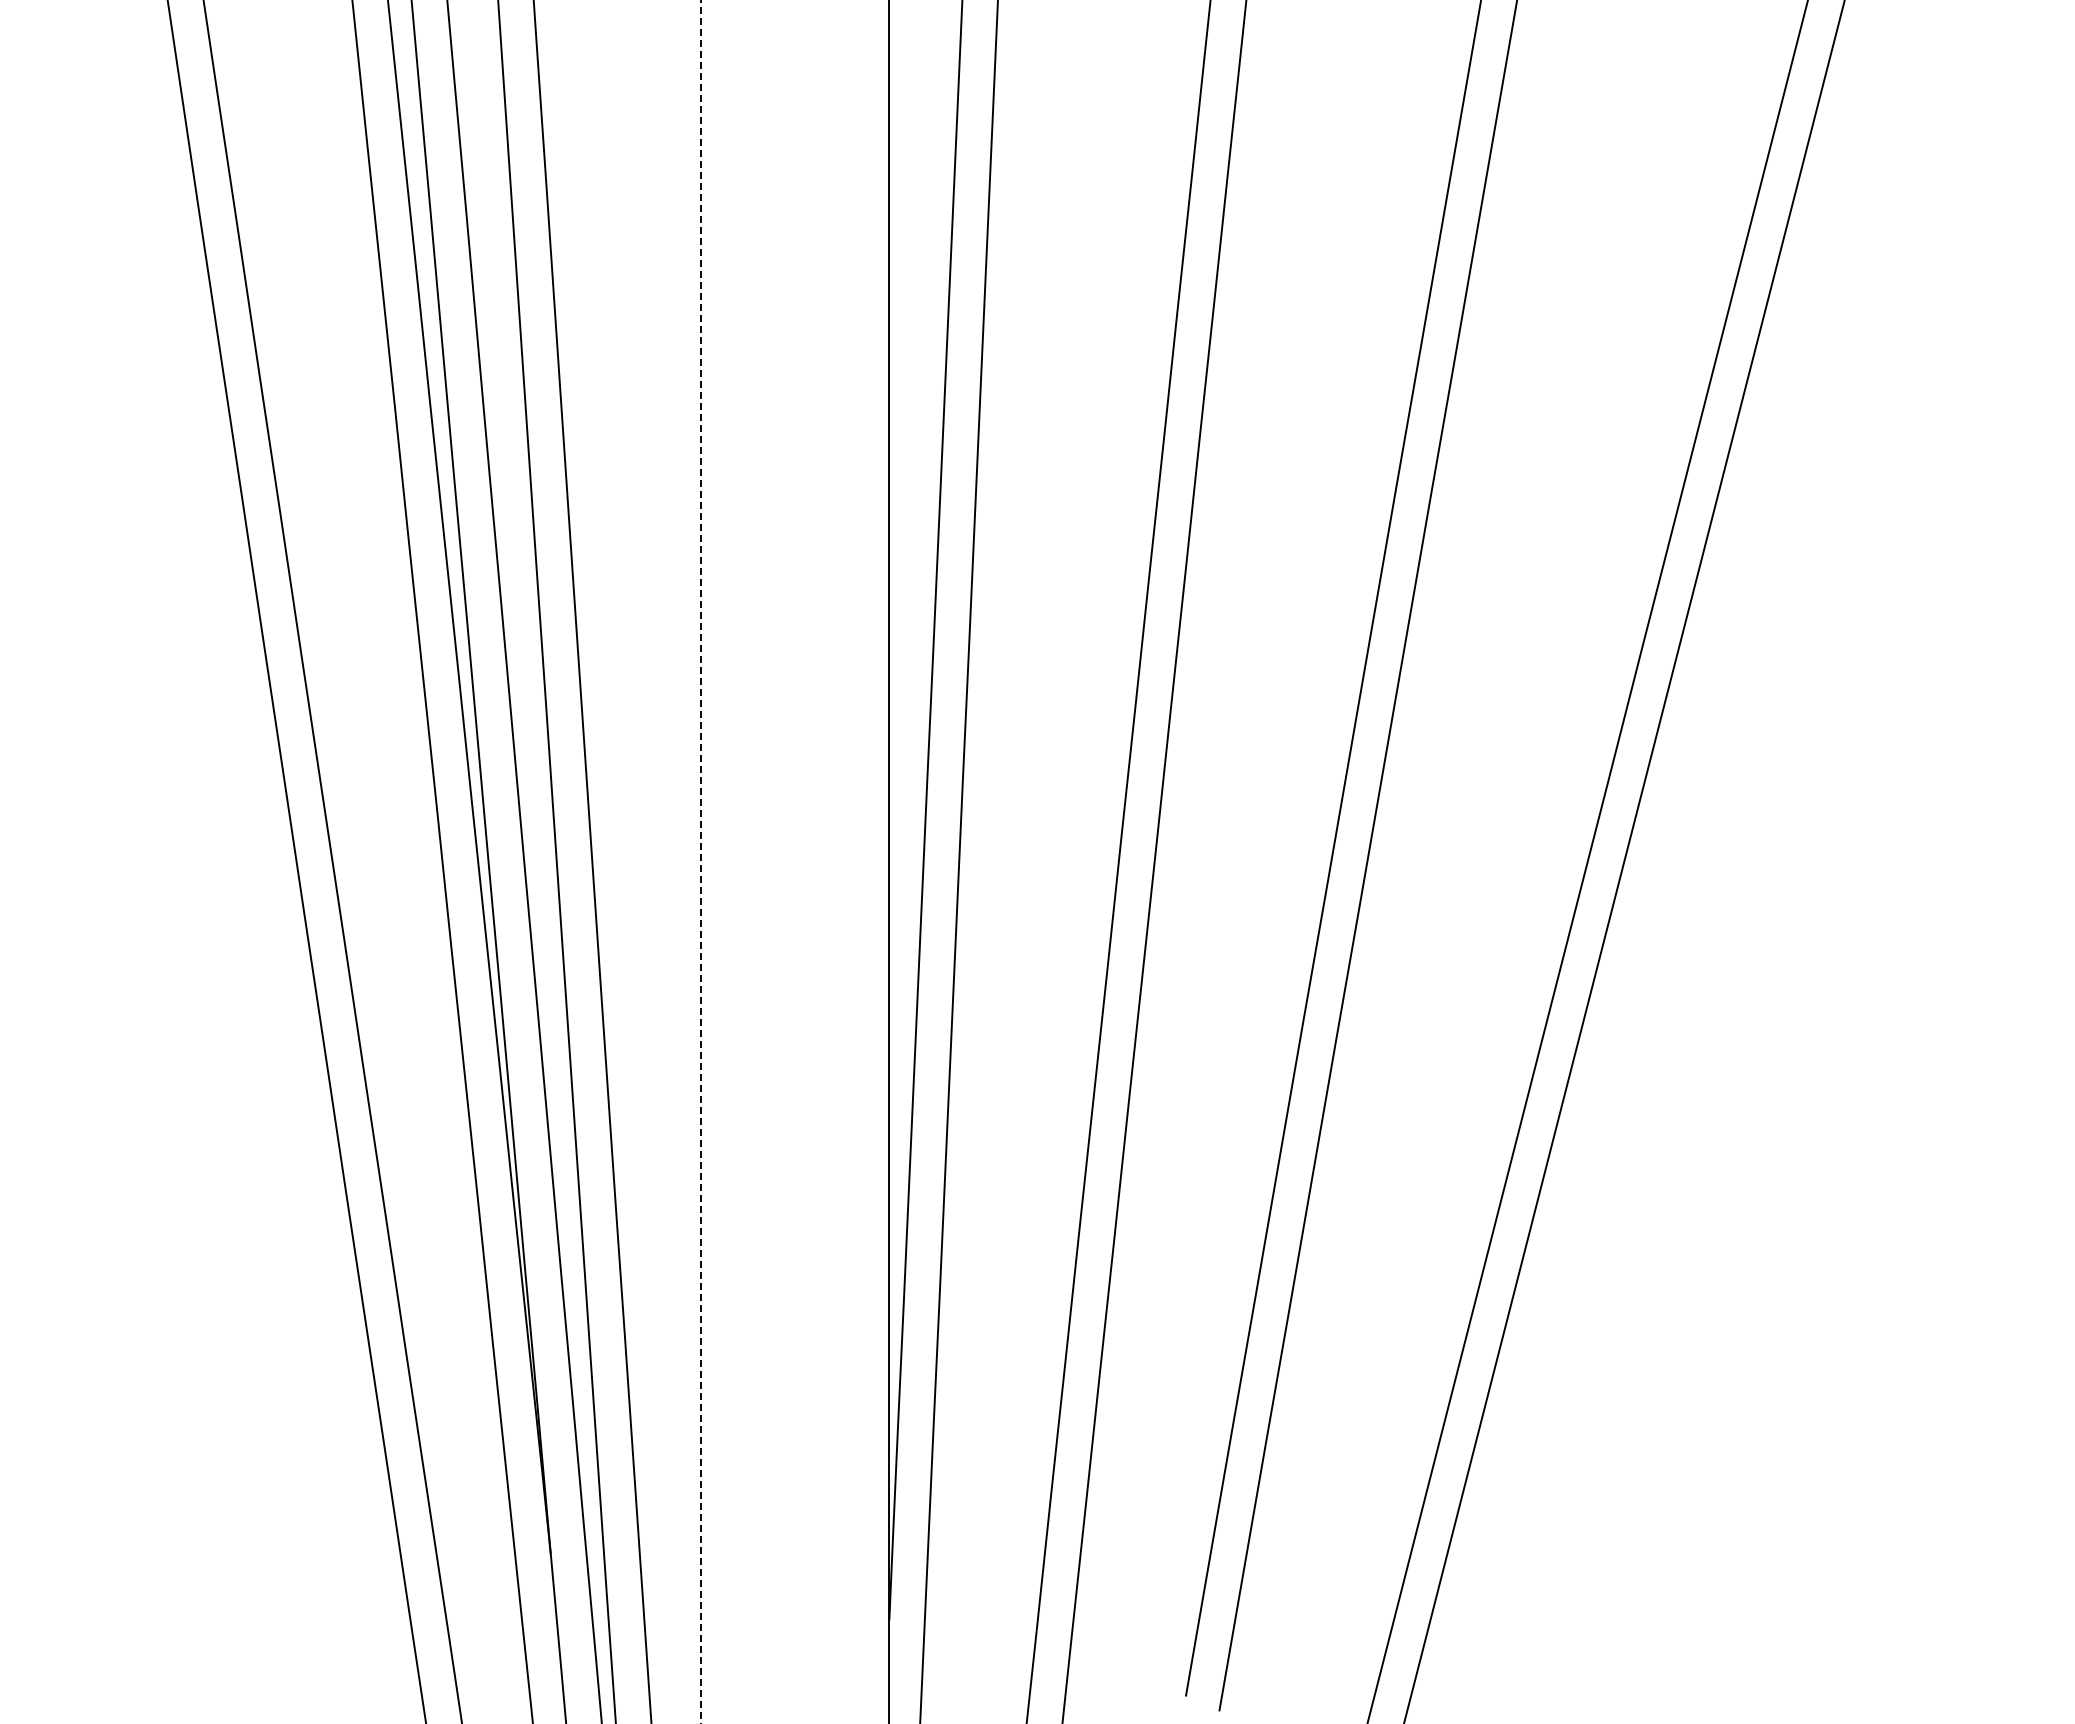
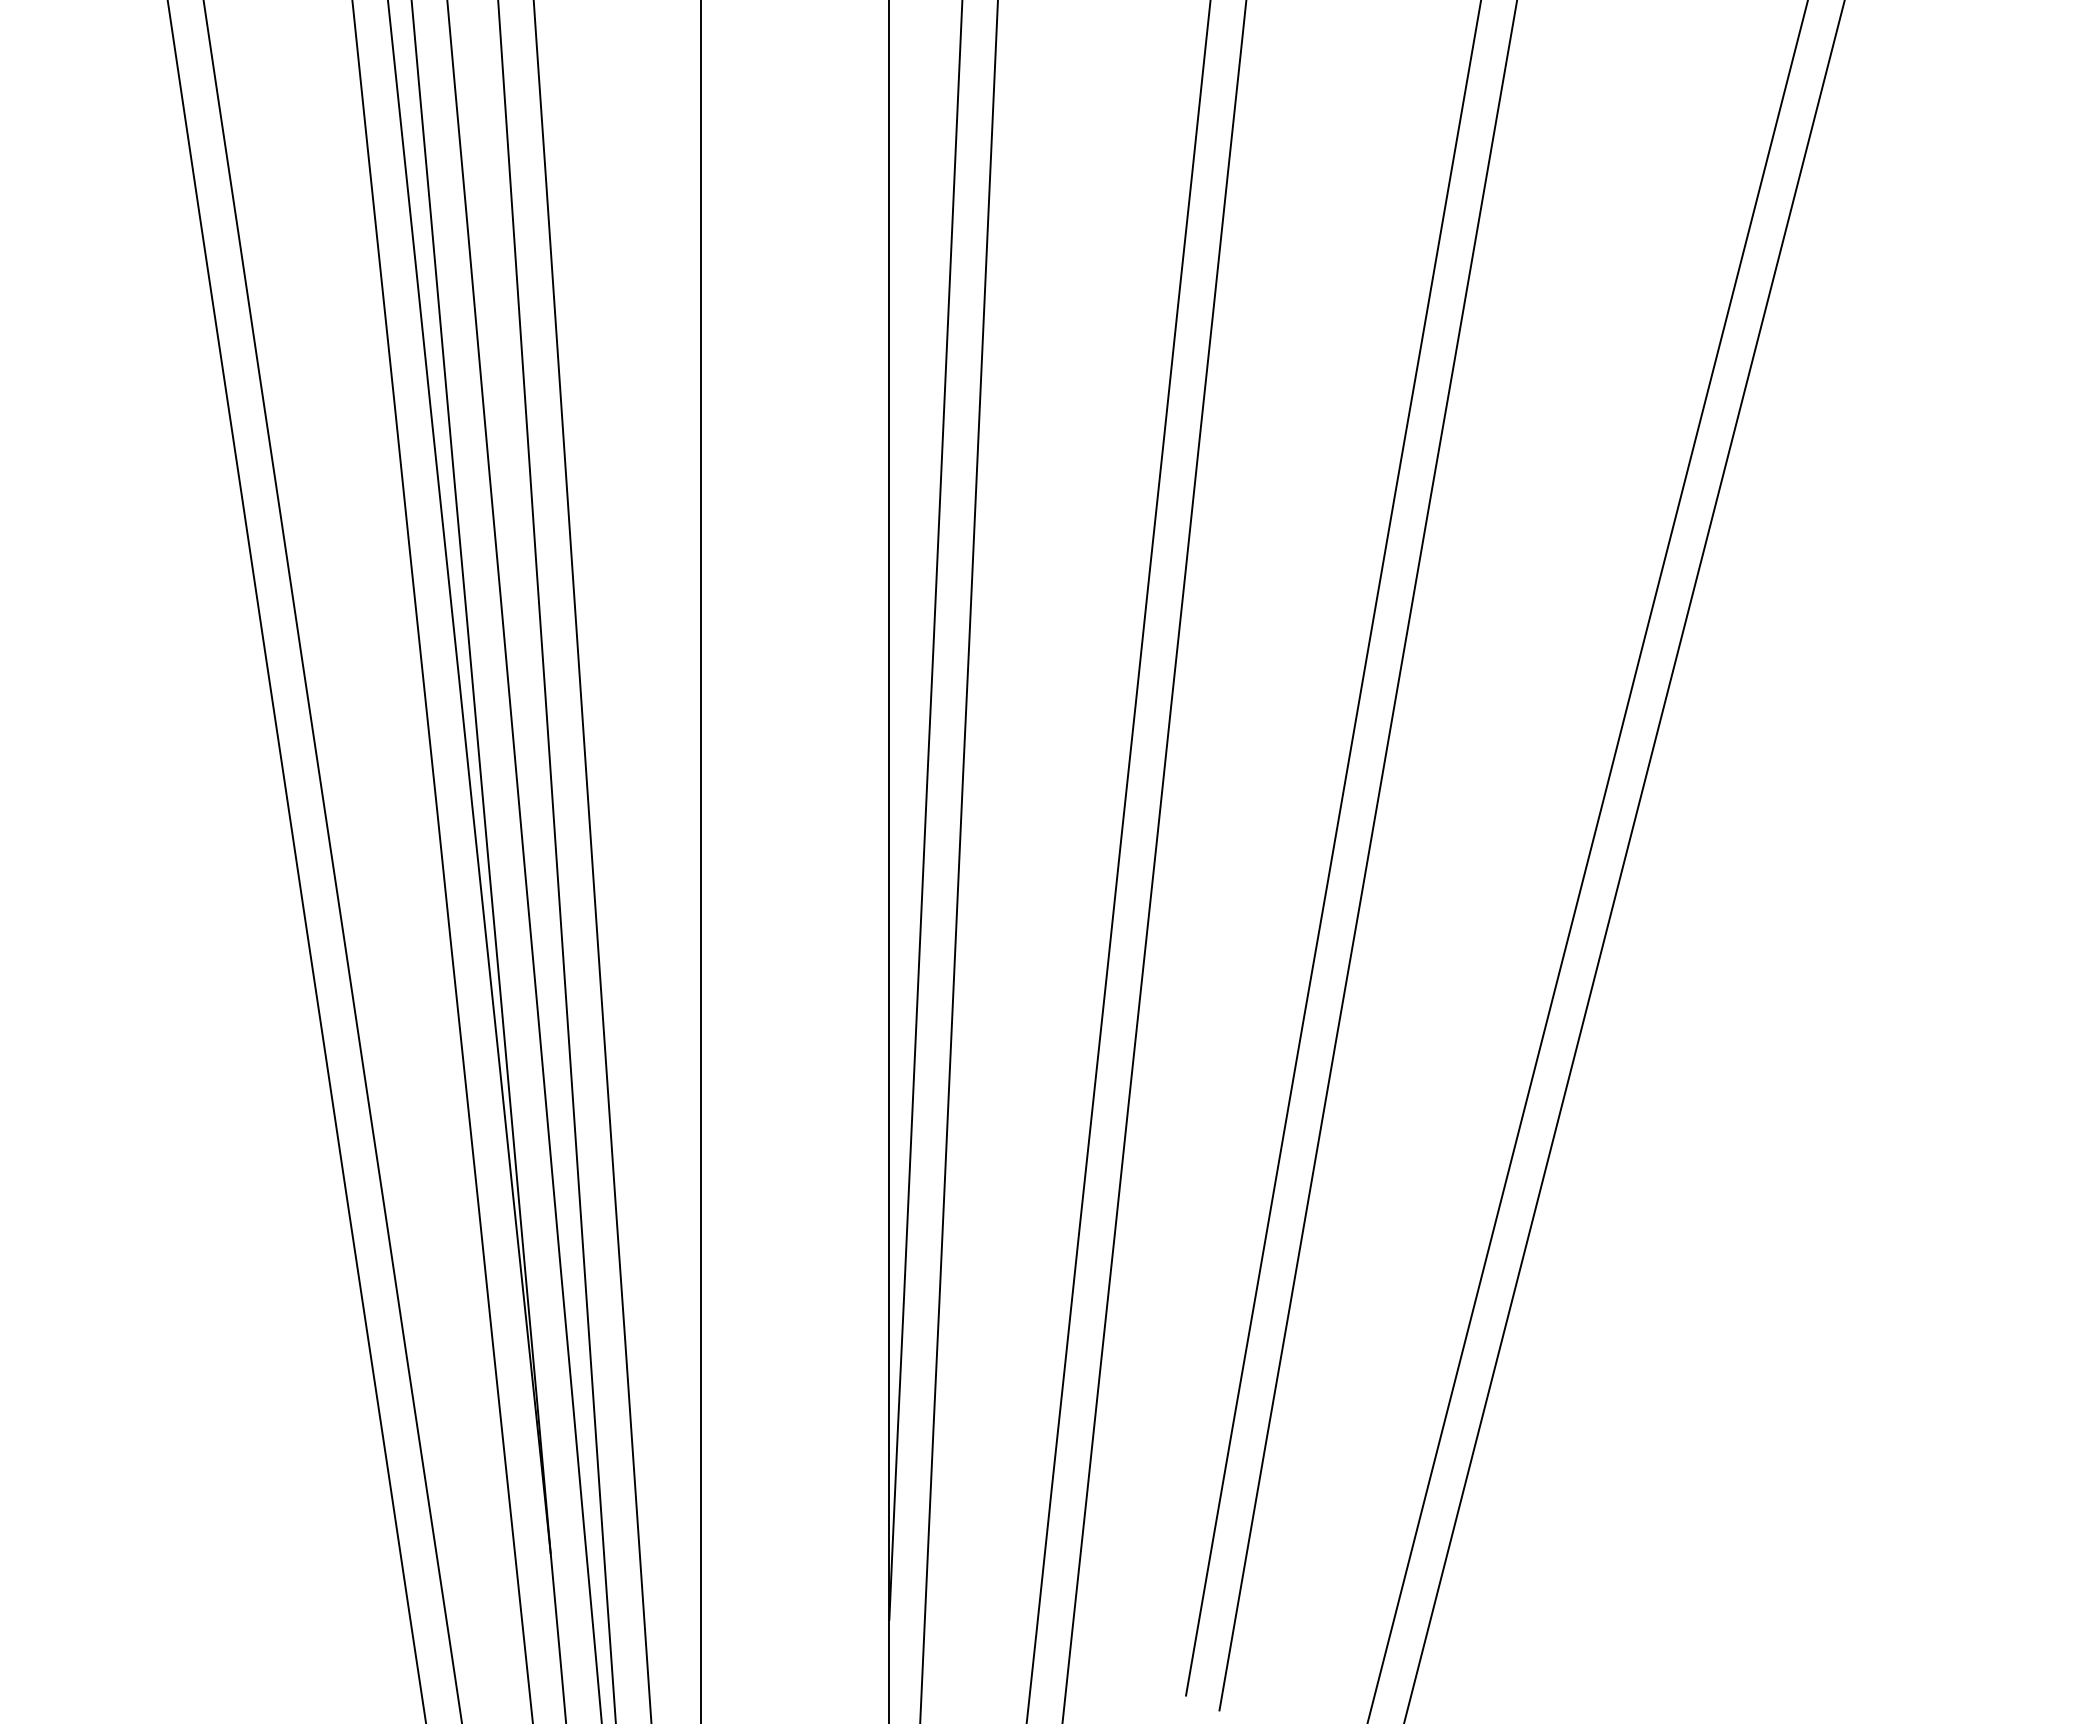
line: dashed -> solid (701, 861)
